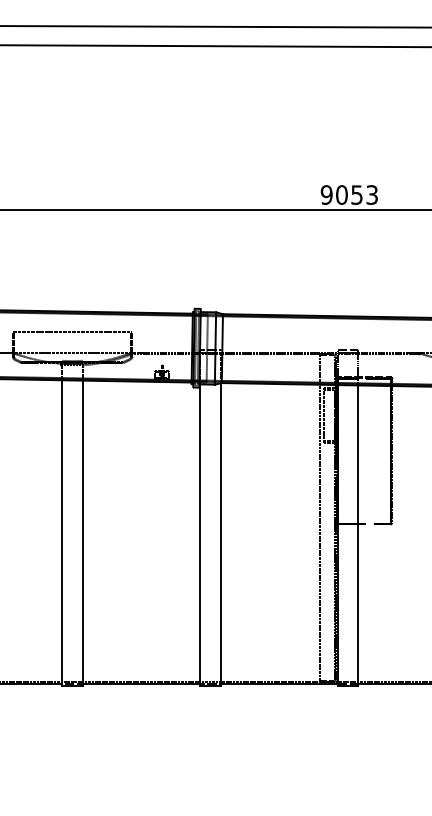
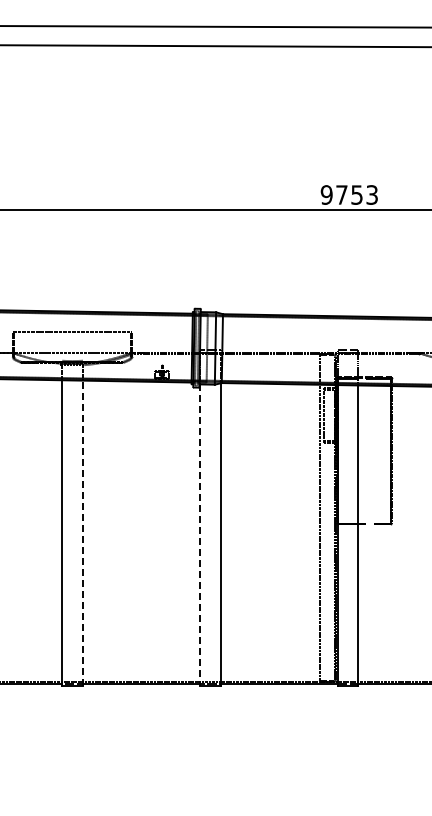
text: 9053 -> 9753 (341, 194)
line: solid -> dashed (82, 533)
line: solid -> dashed (200, 535)
